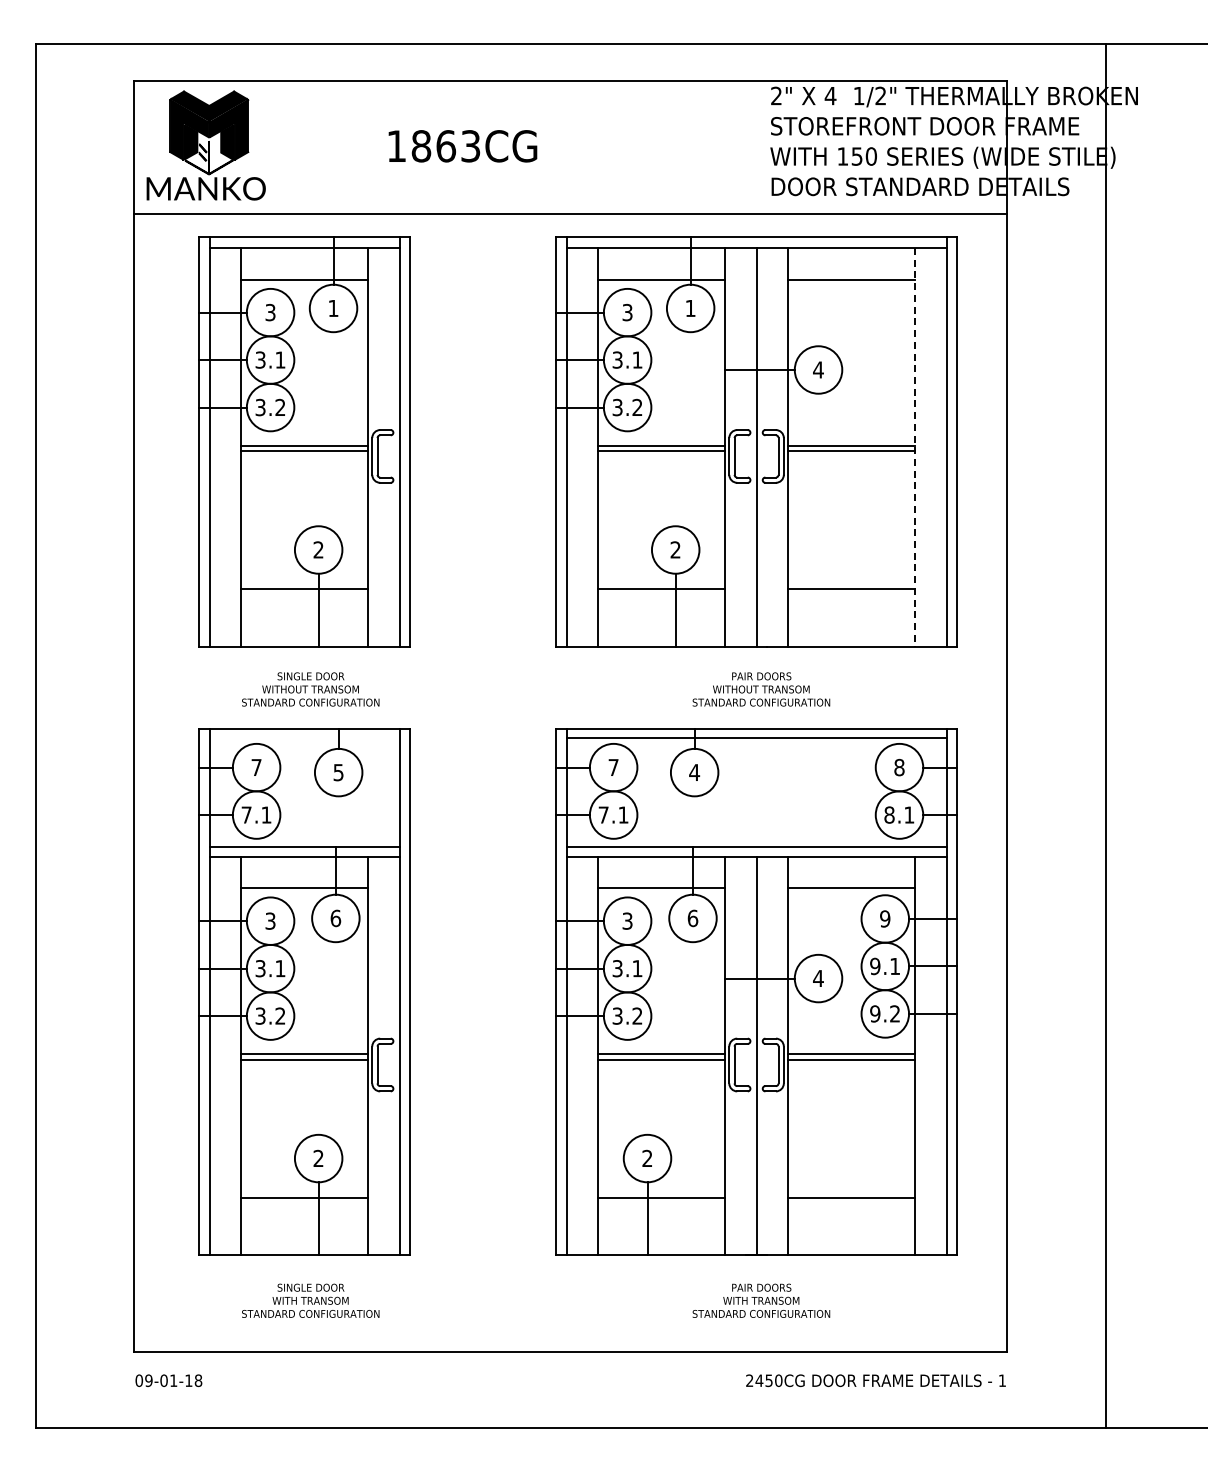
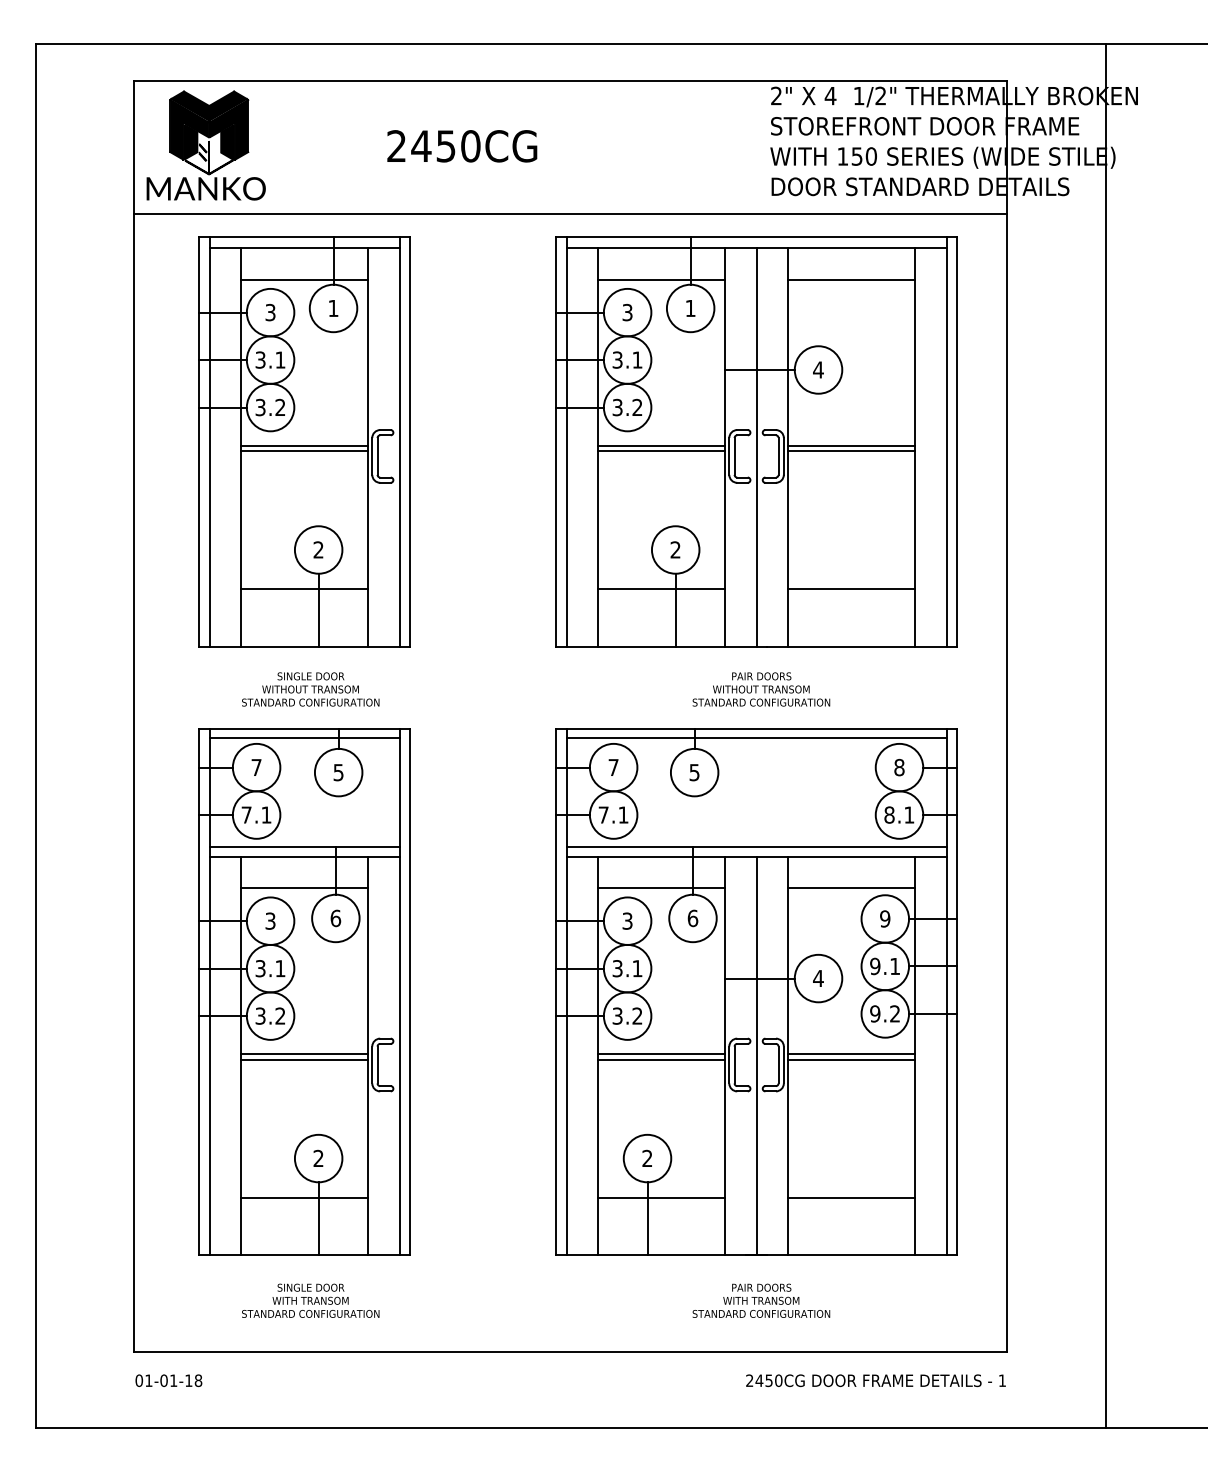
text: 1863CG -> 2450CG (433, 146)
line: dashed -> solid (914, 447)
line: none -> present (304, 738)
text: 4 -> 5 (694, 772)
text: 09-01-18 -> 01-01-18 (148, 1380)
